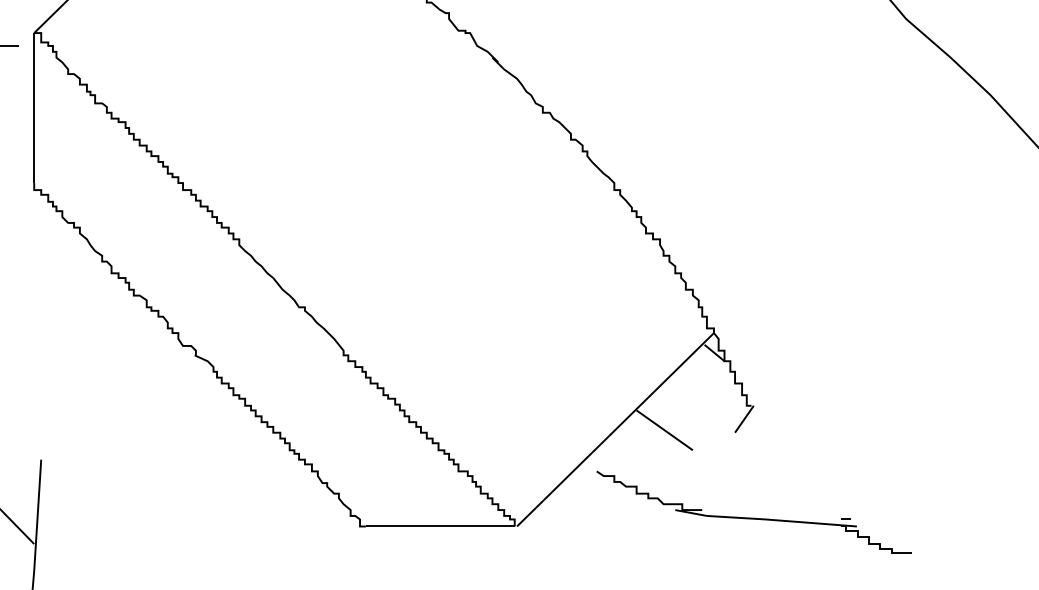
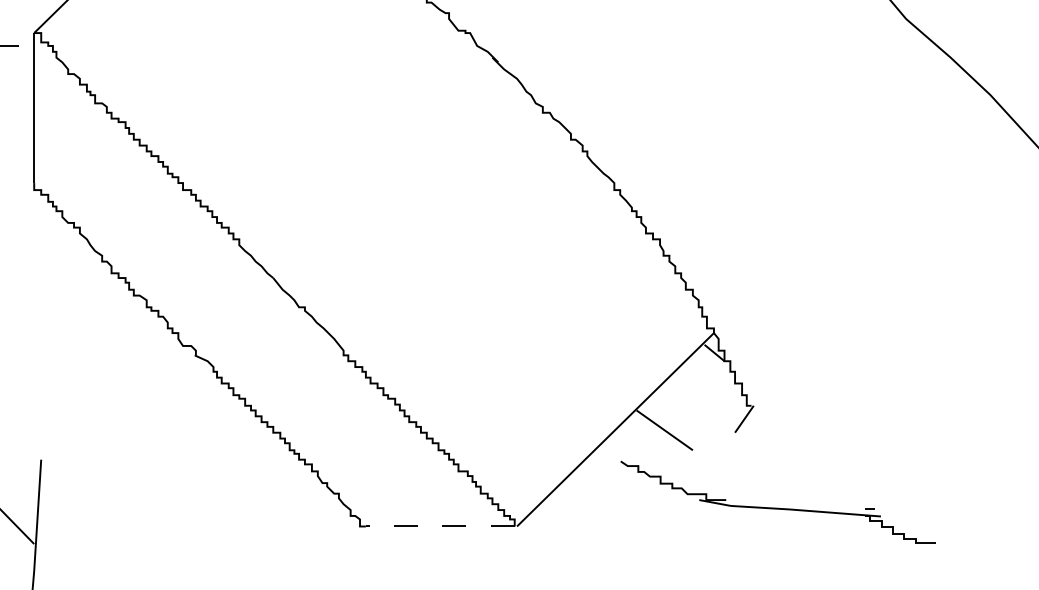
part position: (753, 511) -> (777, 501) (777, 501)
line: solid -> dashed (439, 526)
